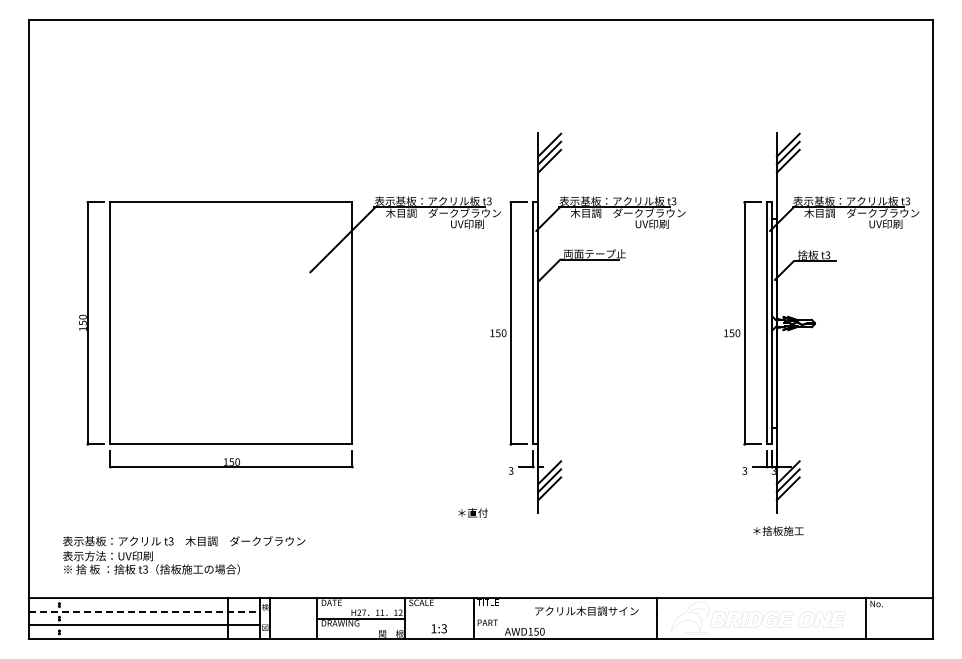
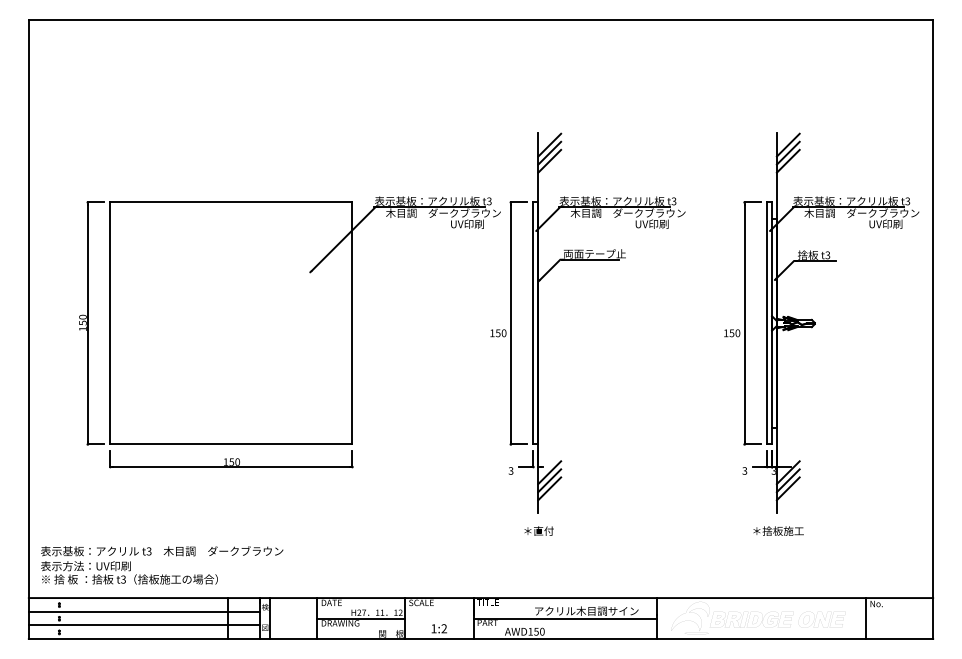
text position: (472, 512) -> (538, 530) (538, 530)
text position: (184, 555) -> (162, 565) (162, 565)
line: dashed -> solid (144, 611)
line: none -> present (564, 618)
text: 1:3 -> 1:2 (444, 629)
